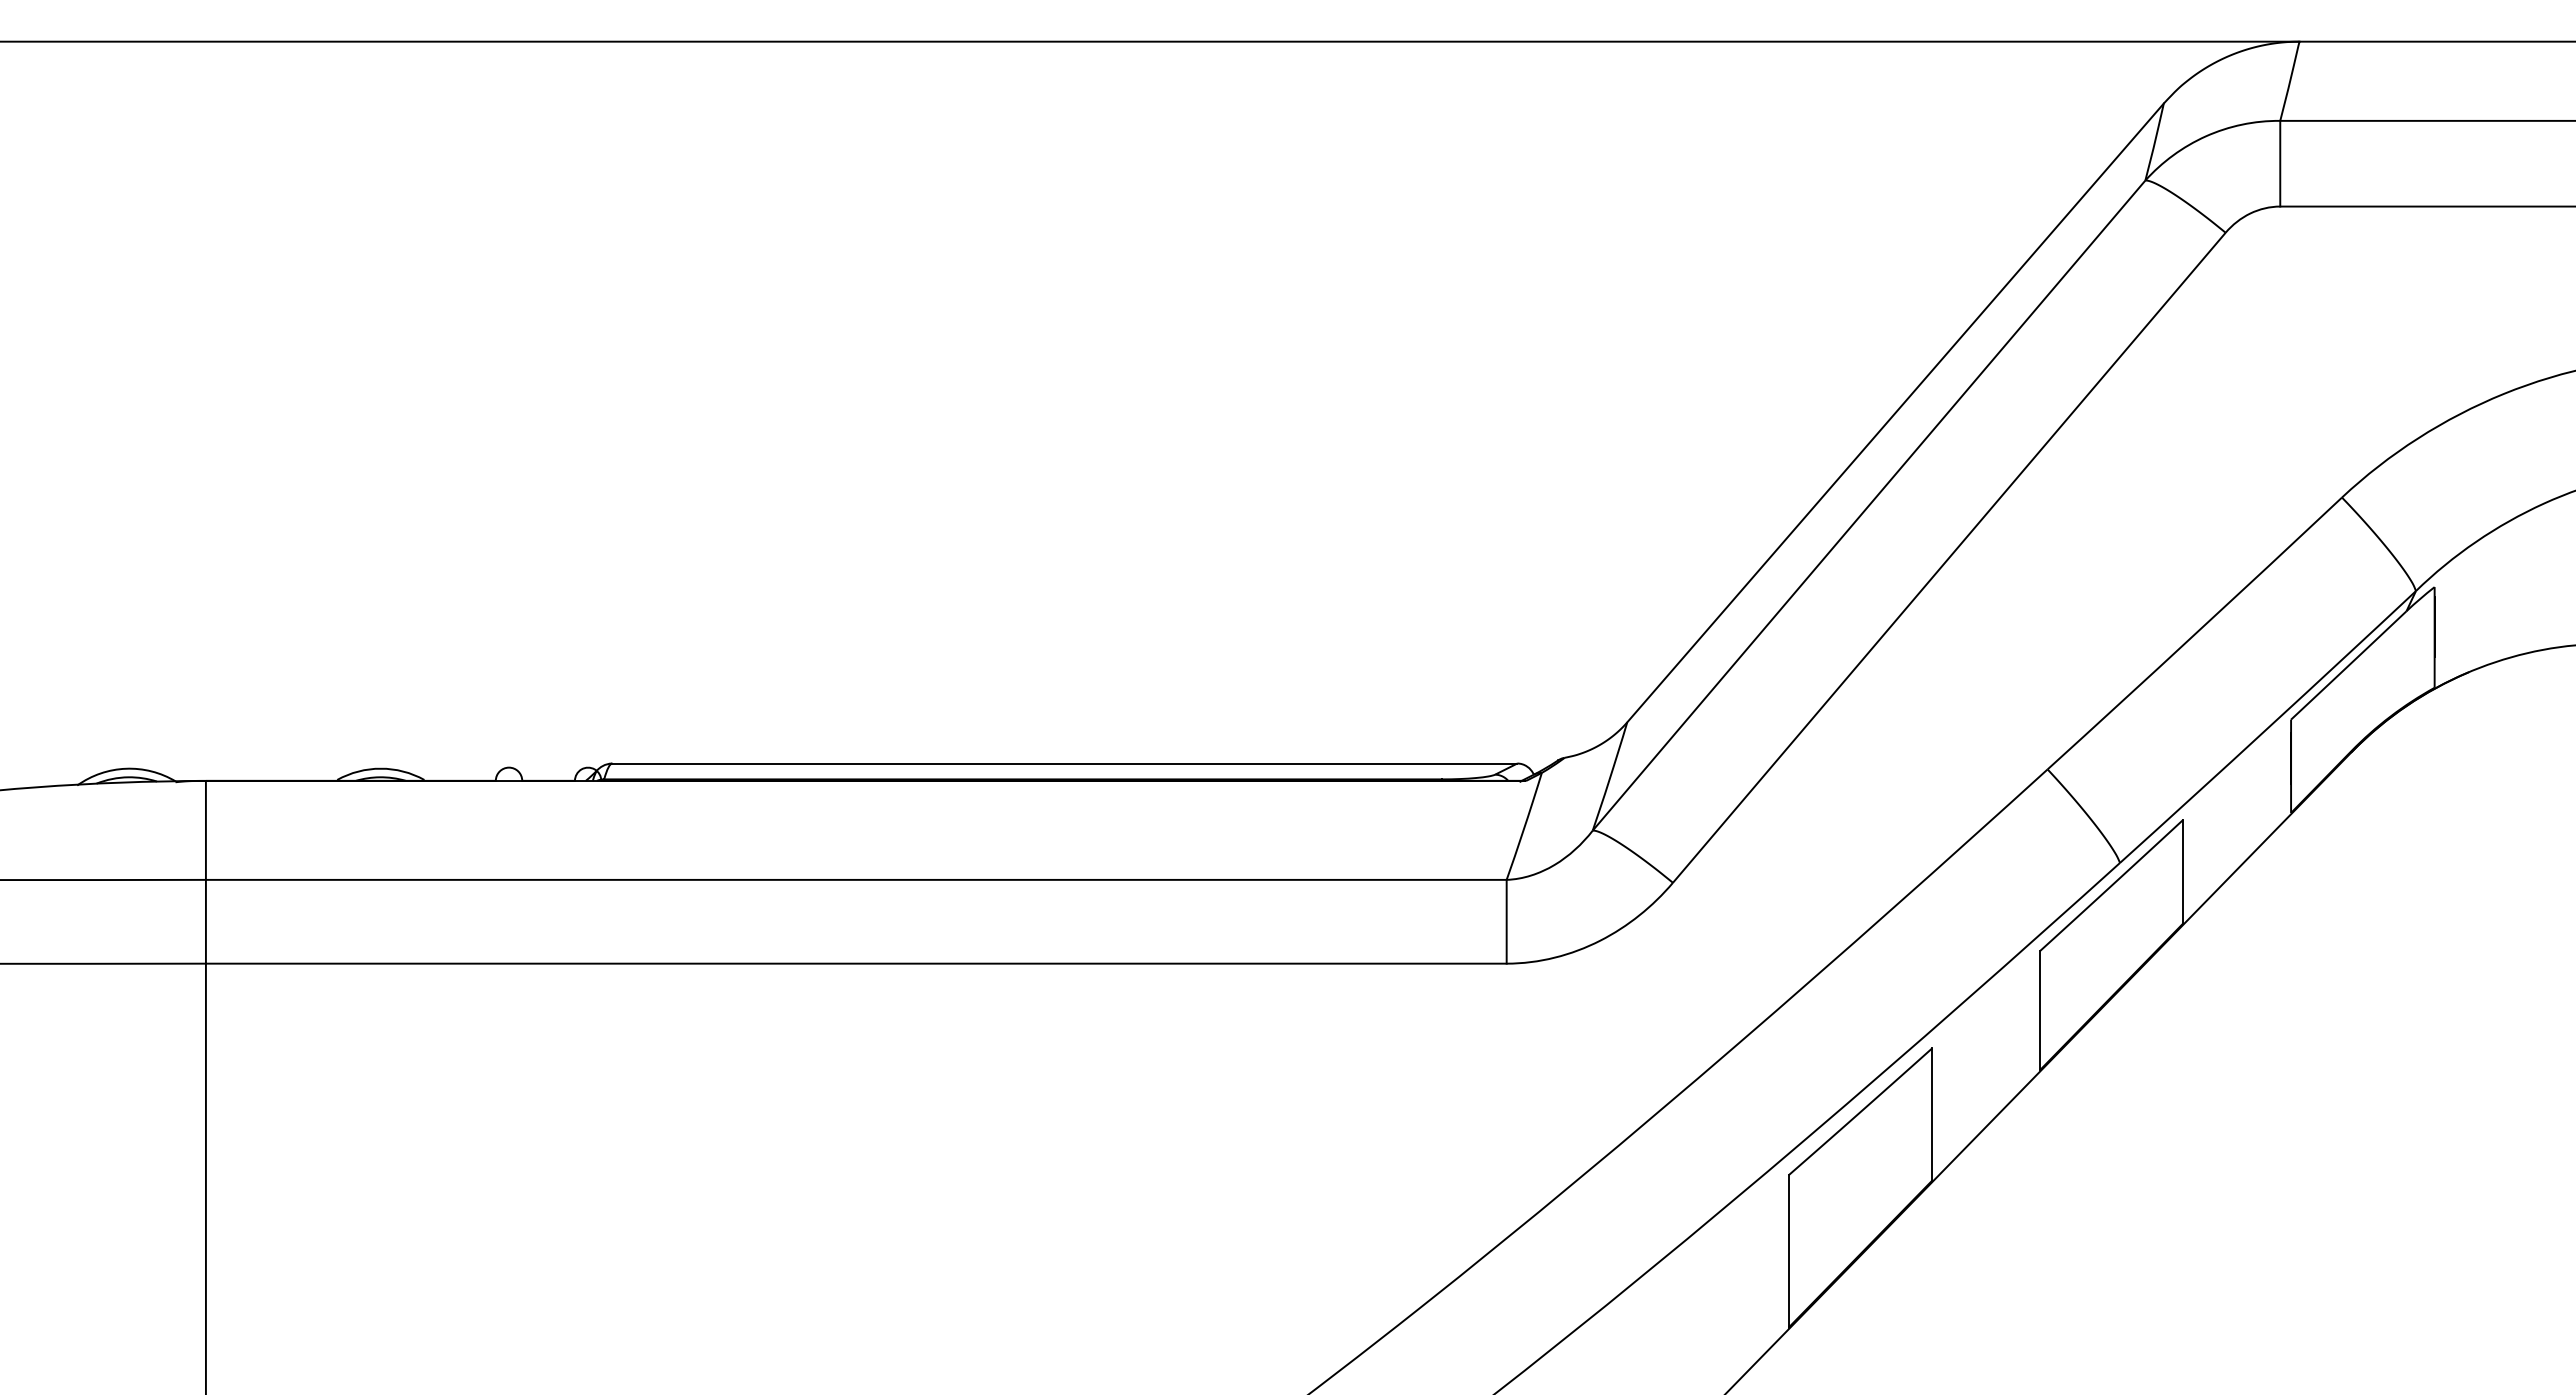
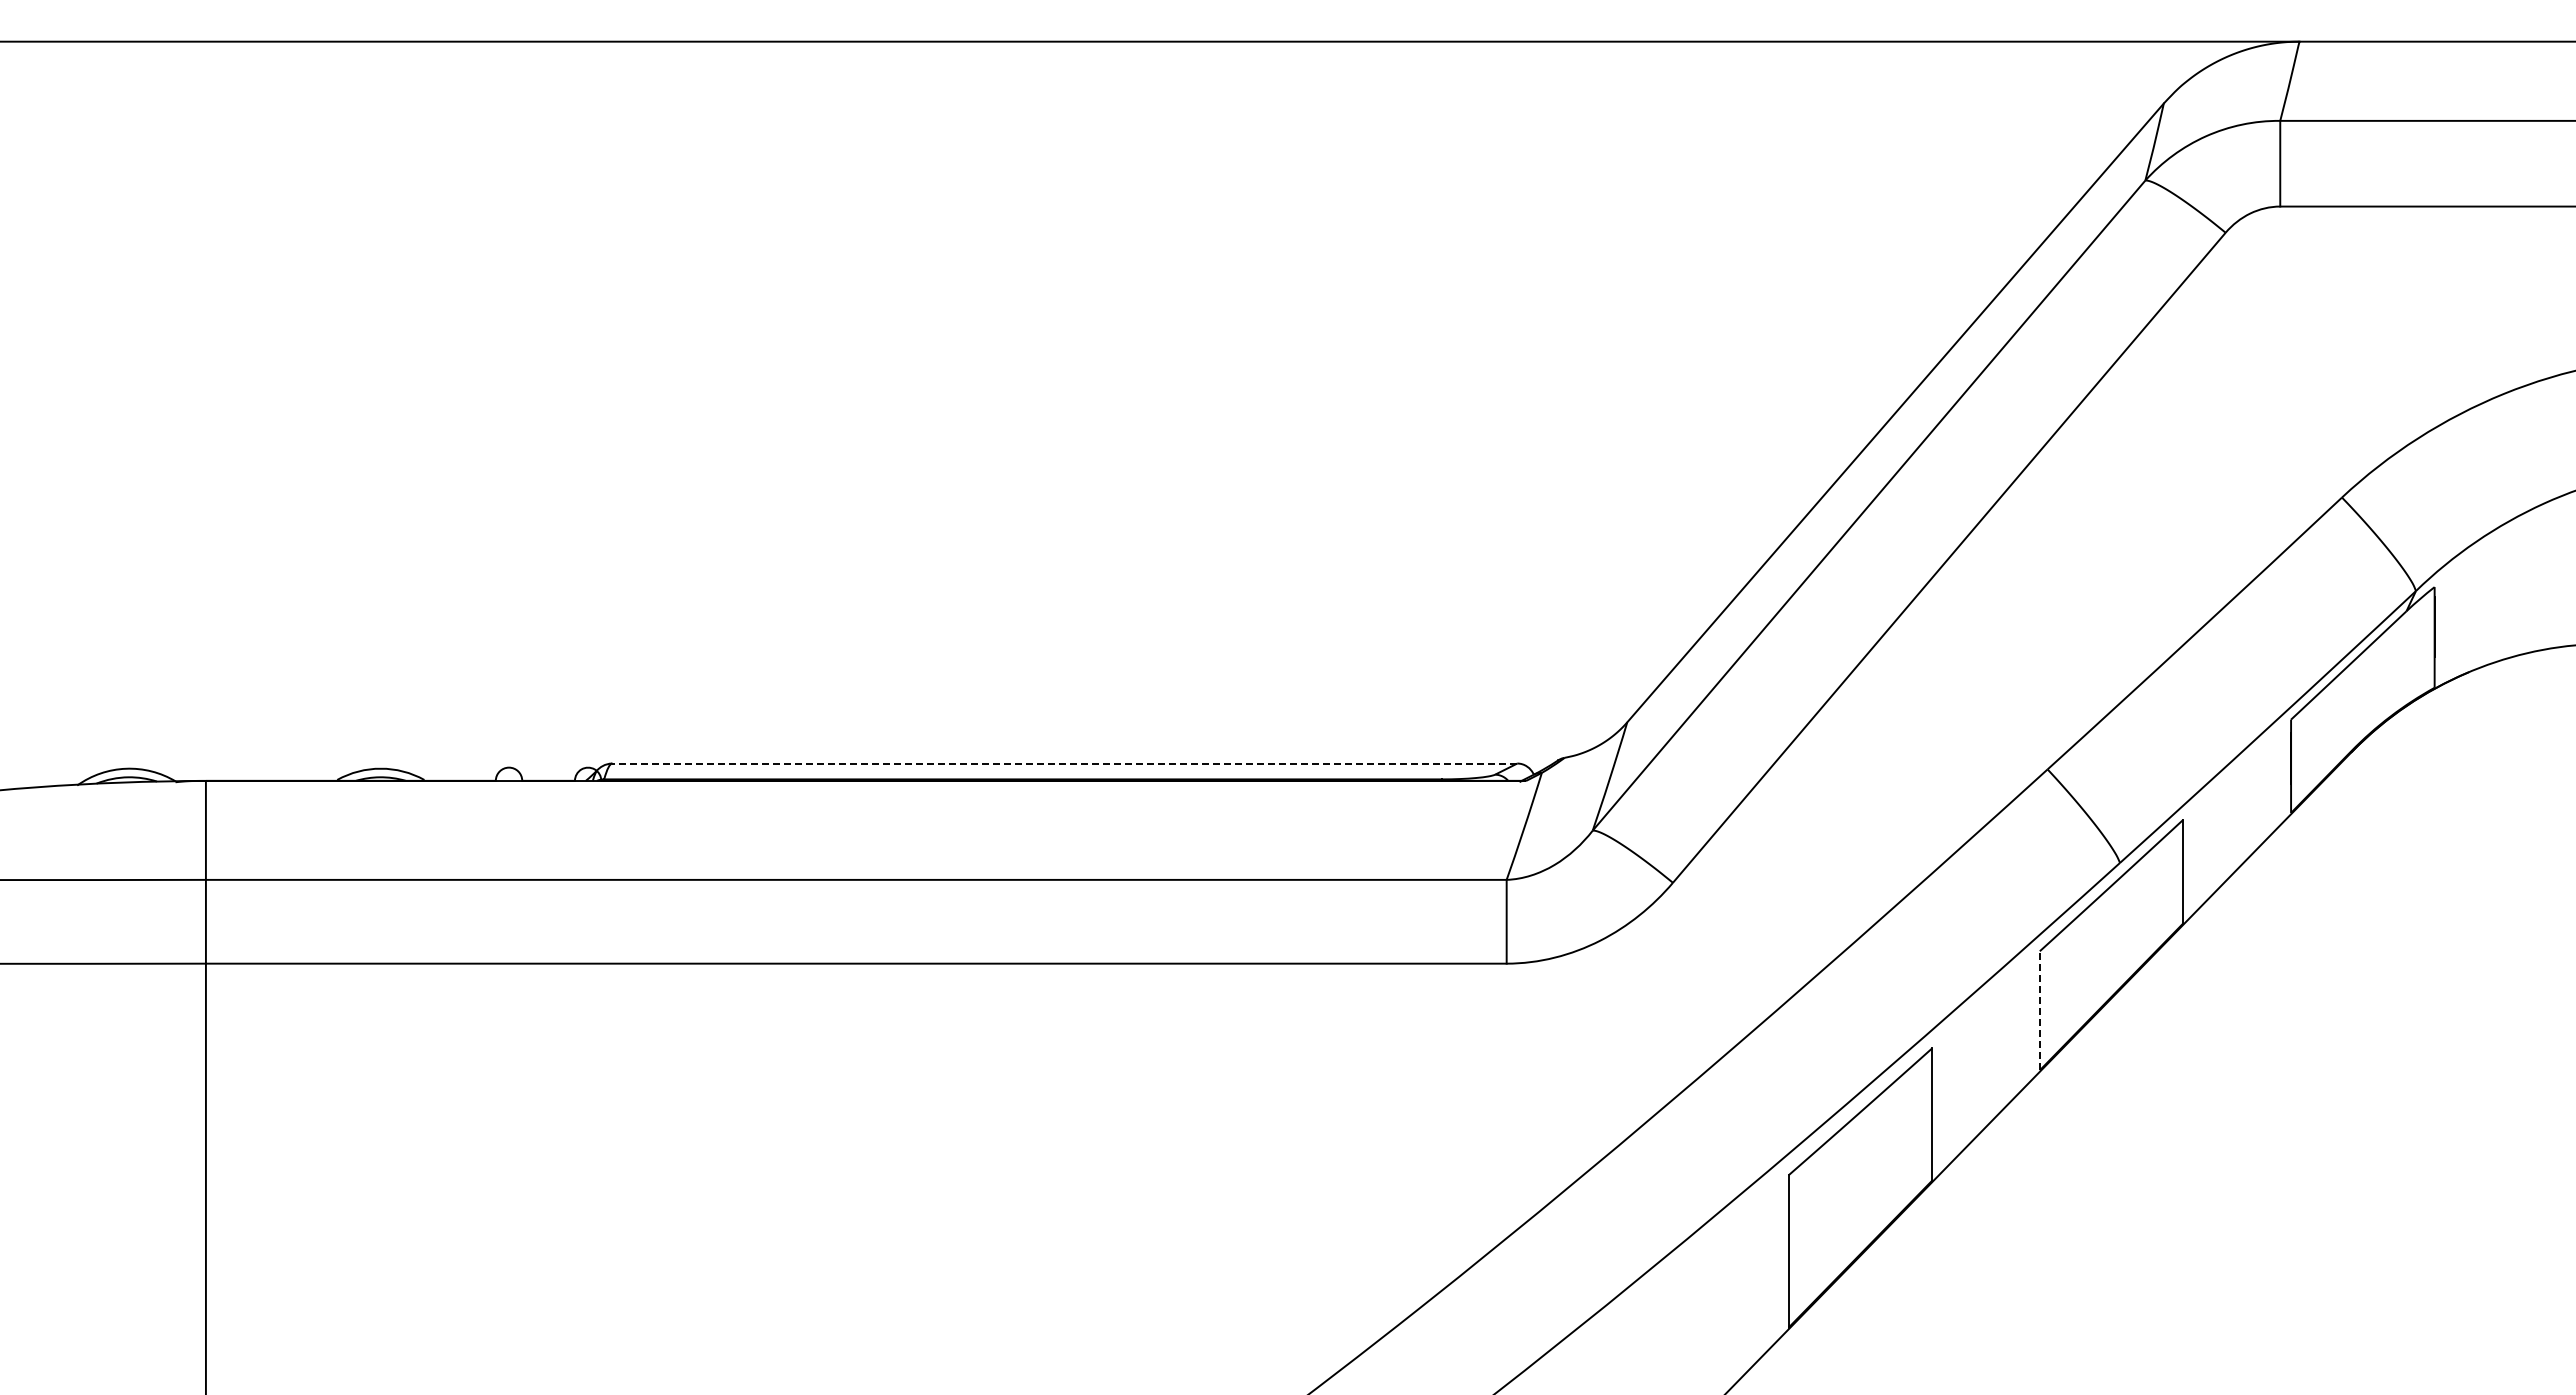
line: solid -> dashed (1064, 763)
line: solid -> dashed (2039, 1010)
